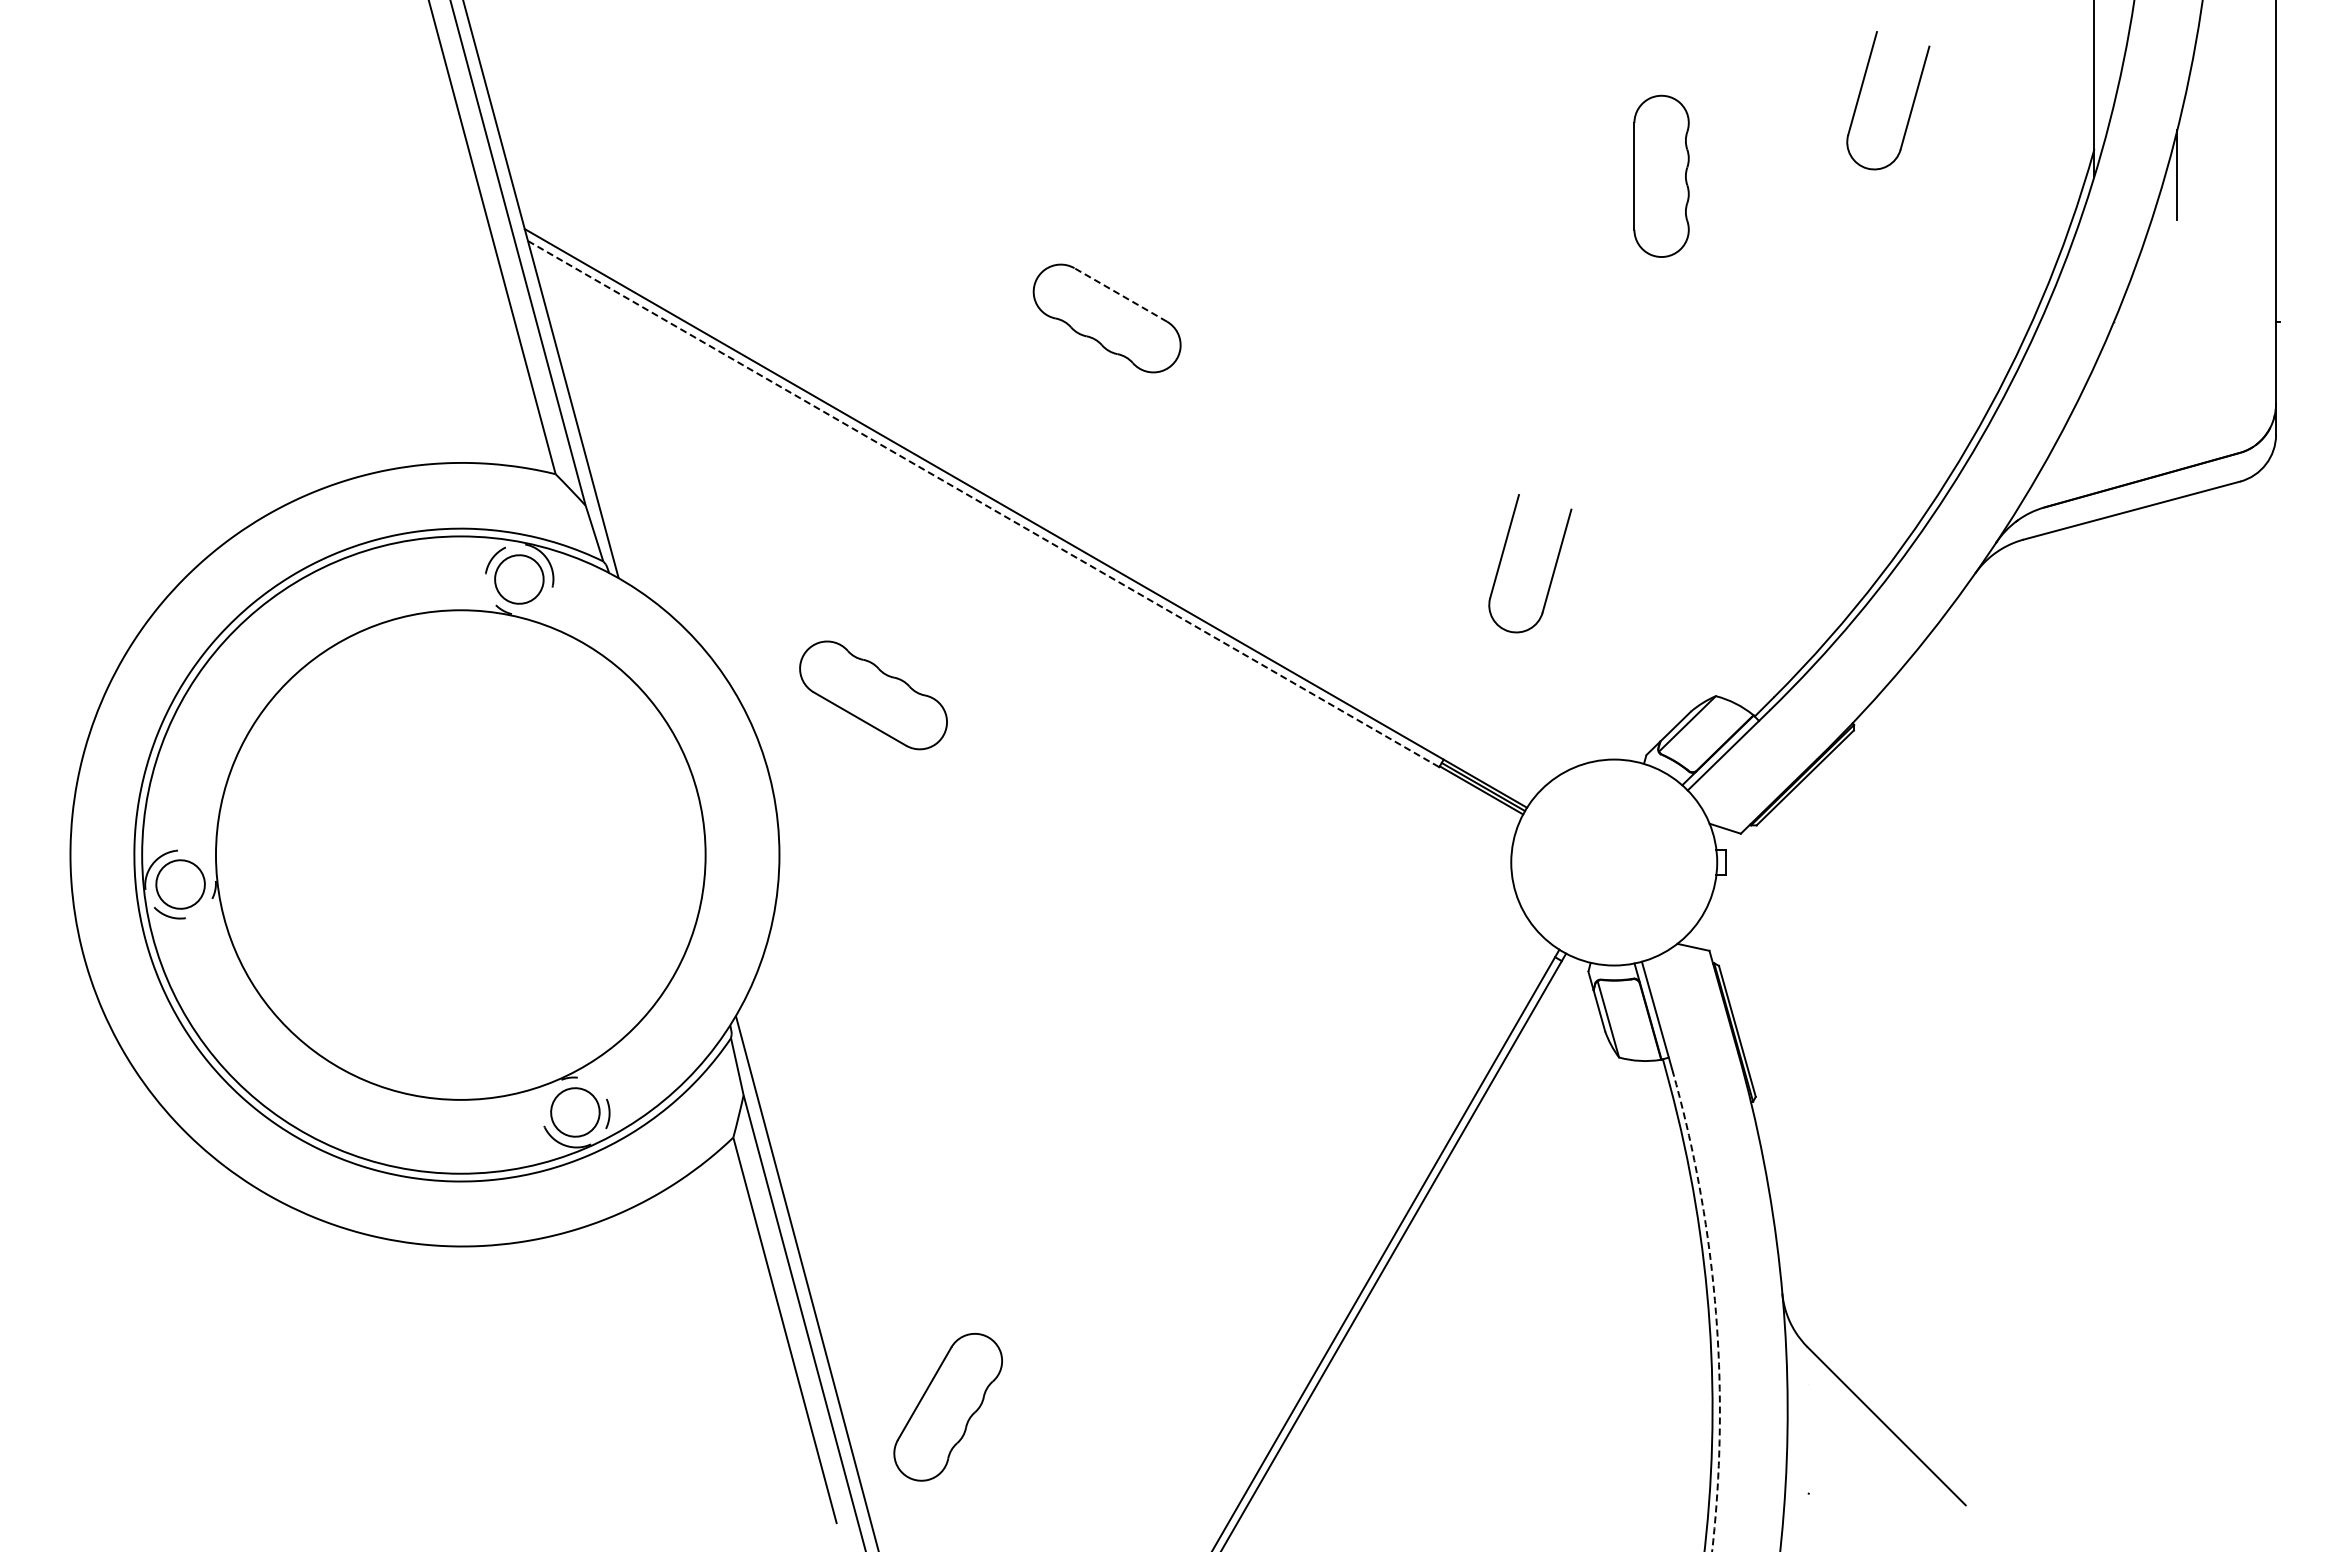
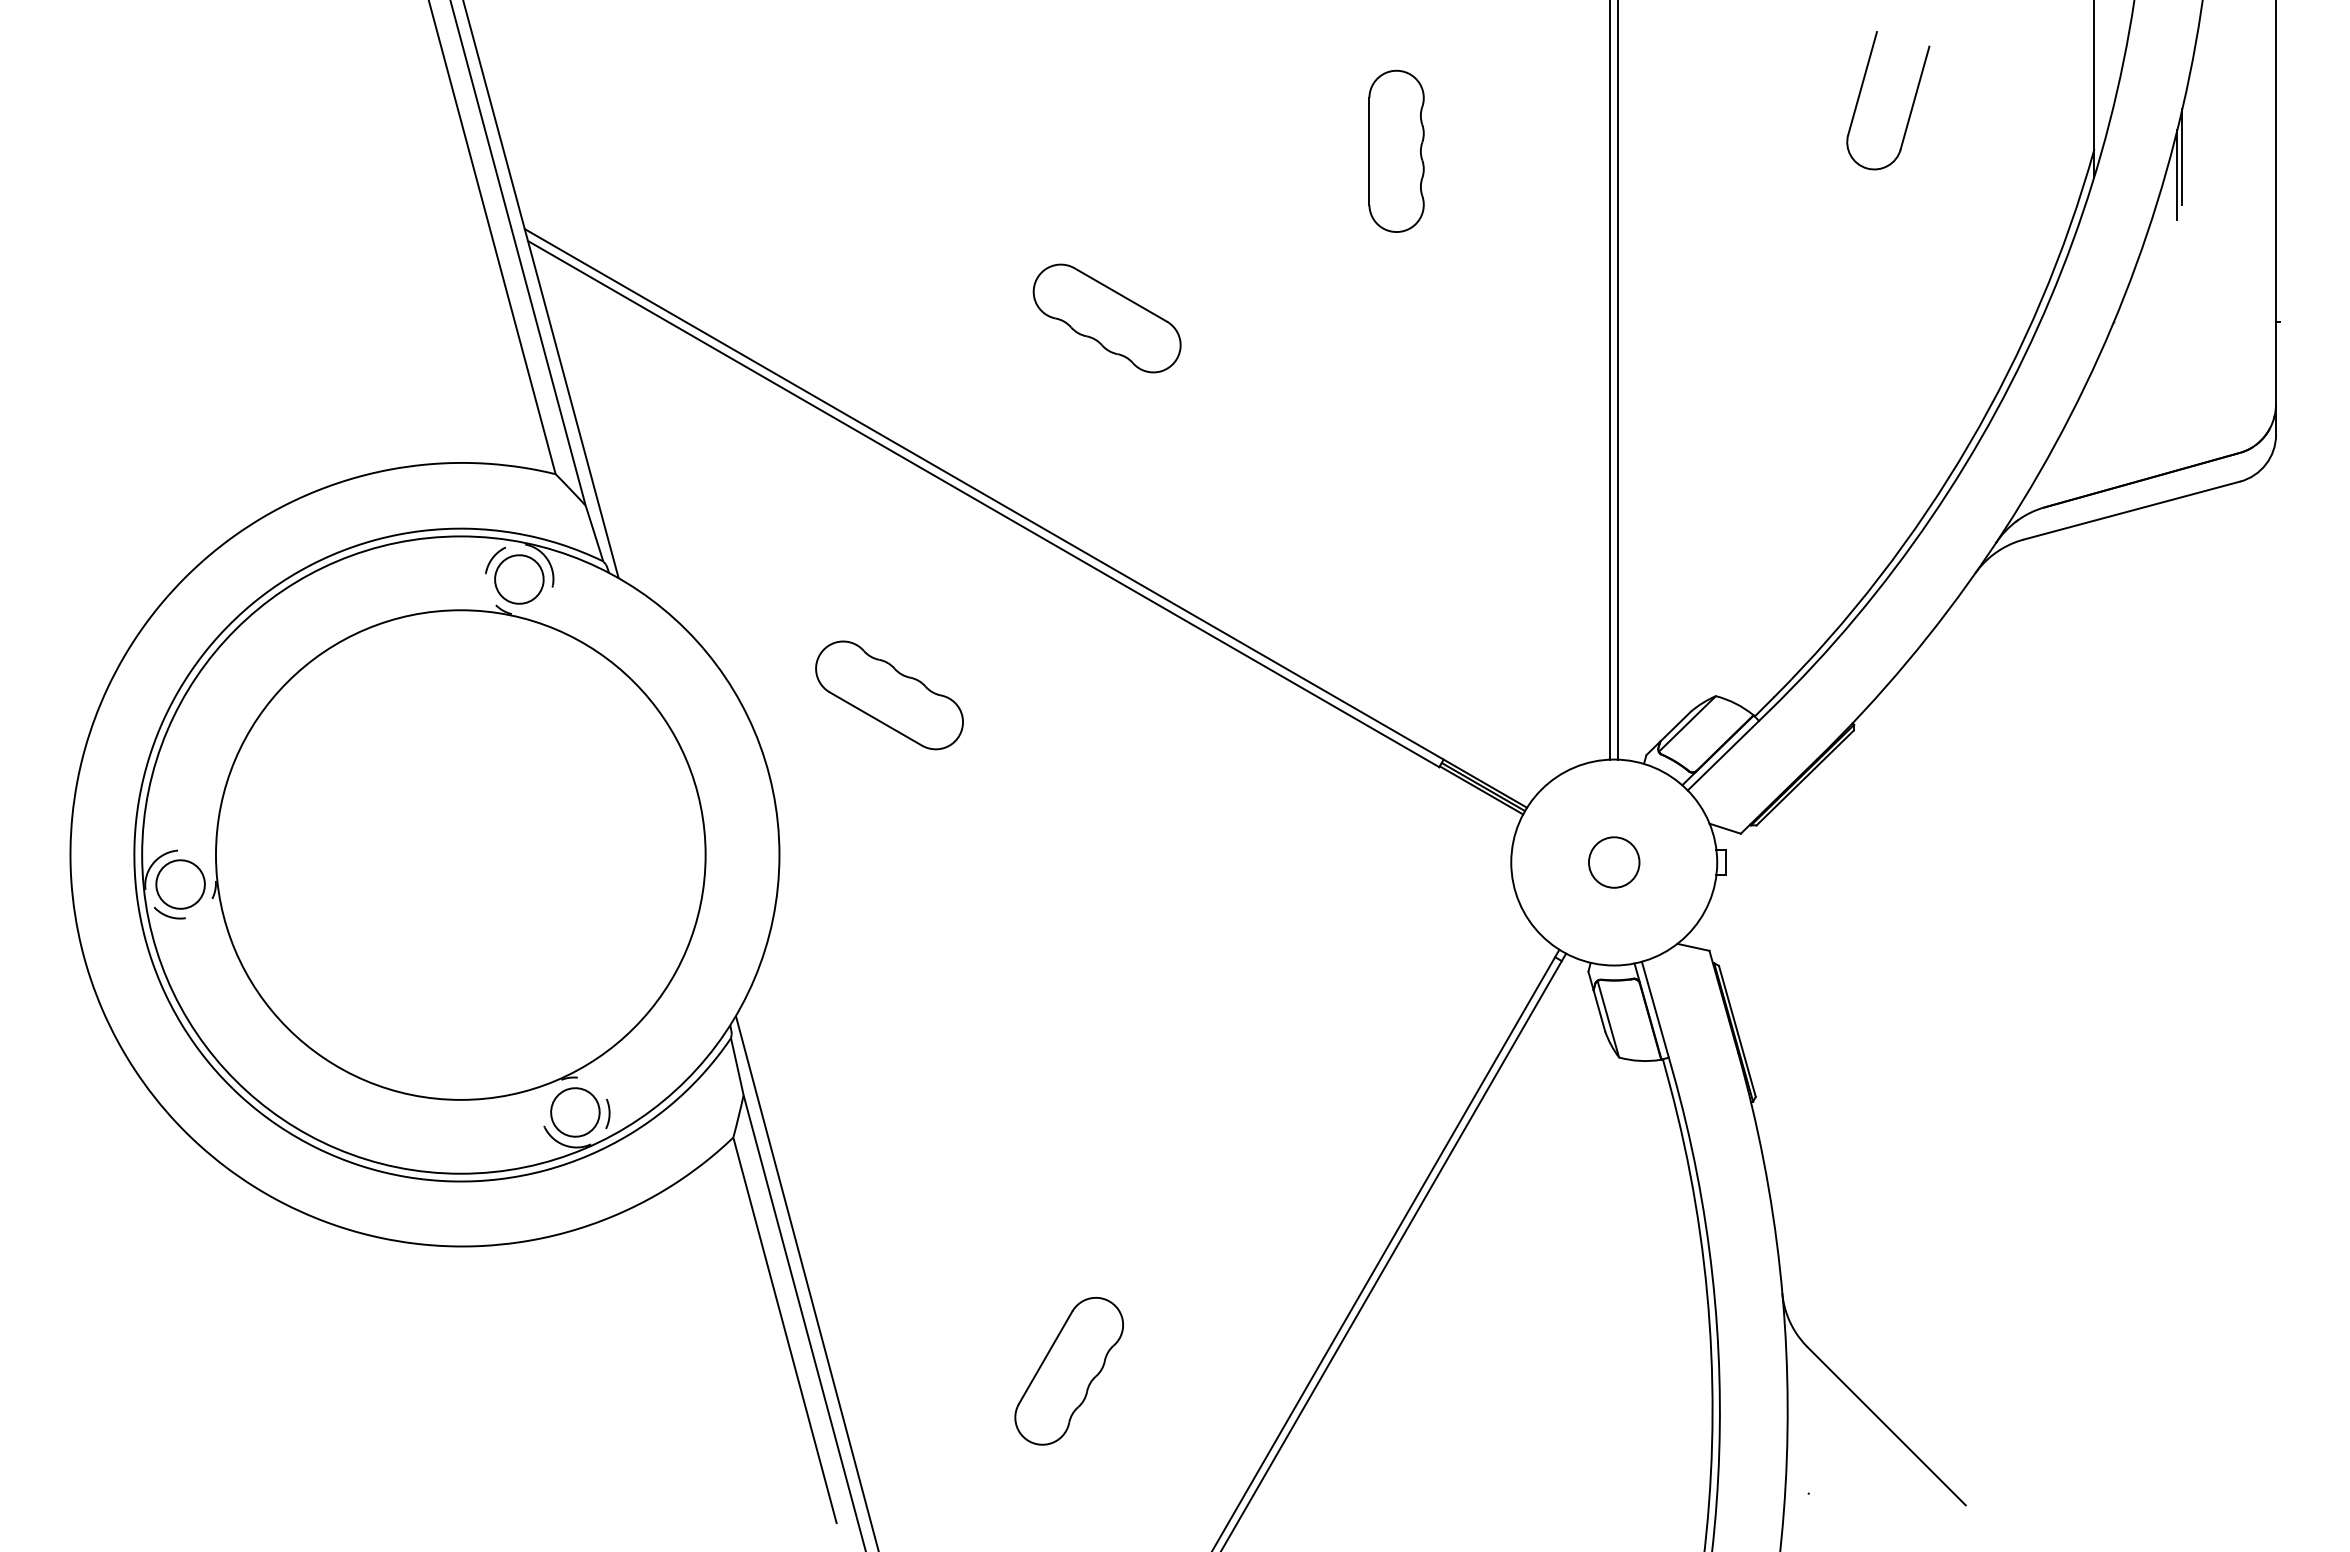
line: none -> present (2182, 156)
part position: (1661, 175) -> (1396, 150) (1396, 150)
line: dashed -> solid (1120, 294)
line: none -> present (1610, 380)
line: none -> present (1618, 380)
line: dashed -> solid (984, 504)
part: present -> none (1553, 569)
part position: (873, 695) -> (889, 695) (889, 695)
circle: none -> present (1614, 862)
arc: dashed -> solid (1715, 1310)
part position: (947, 1407) -> (1068, 1371) (1068, 1371)
